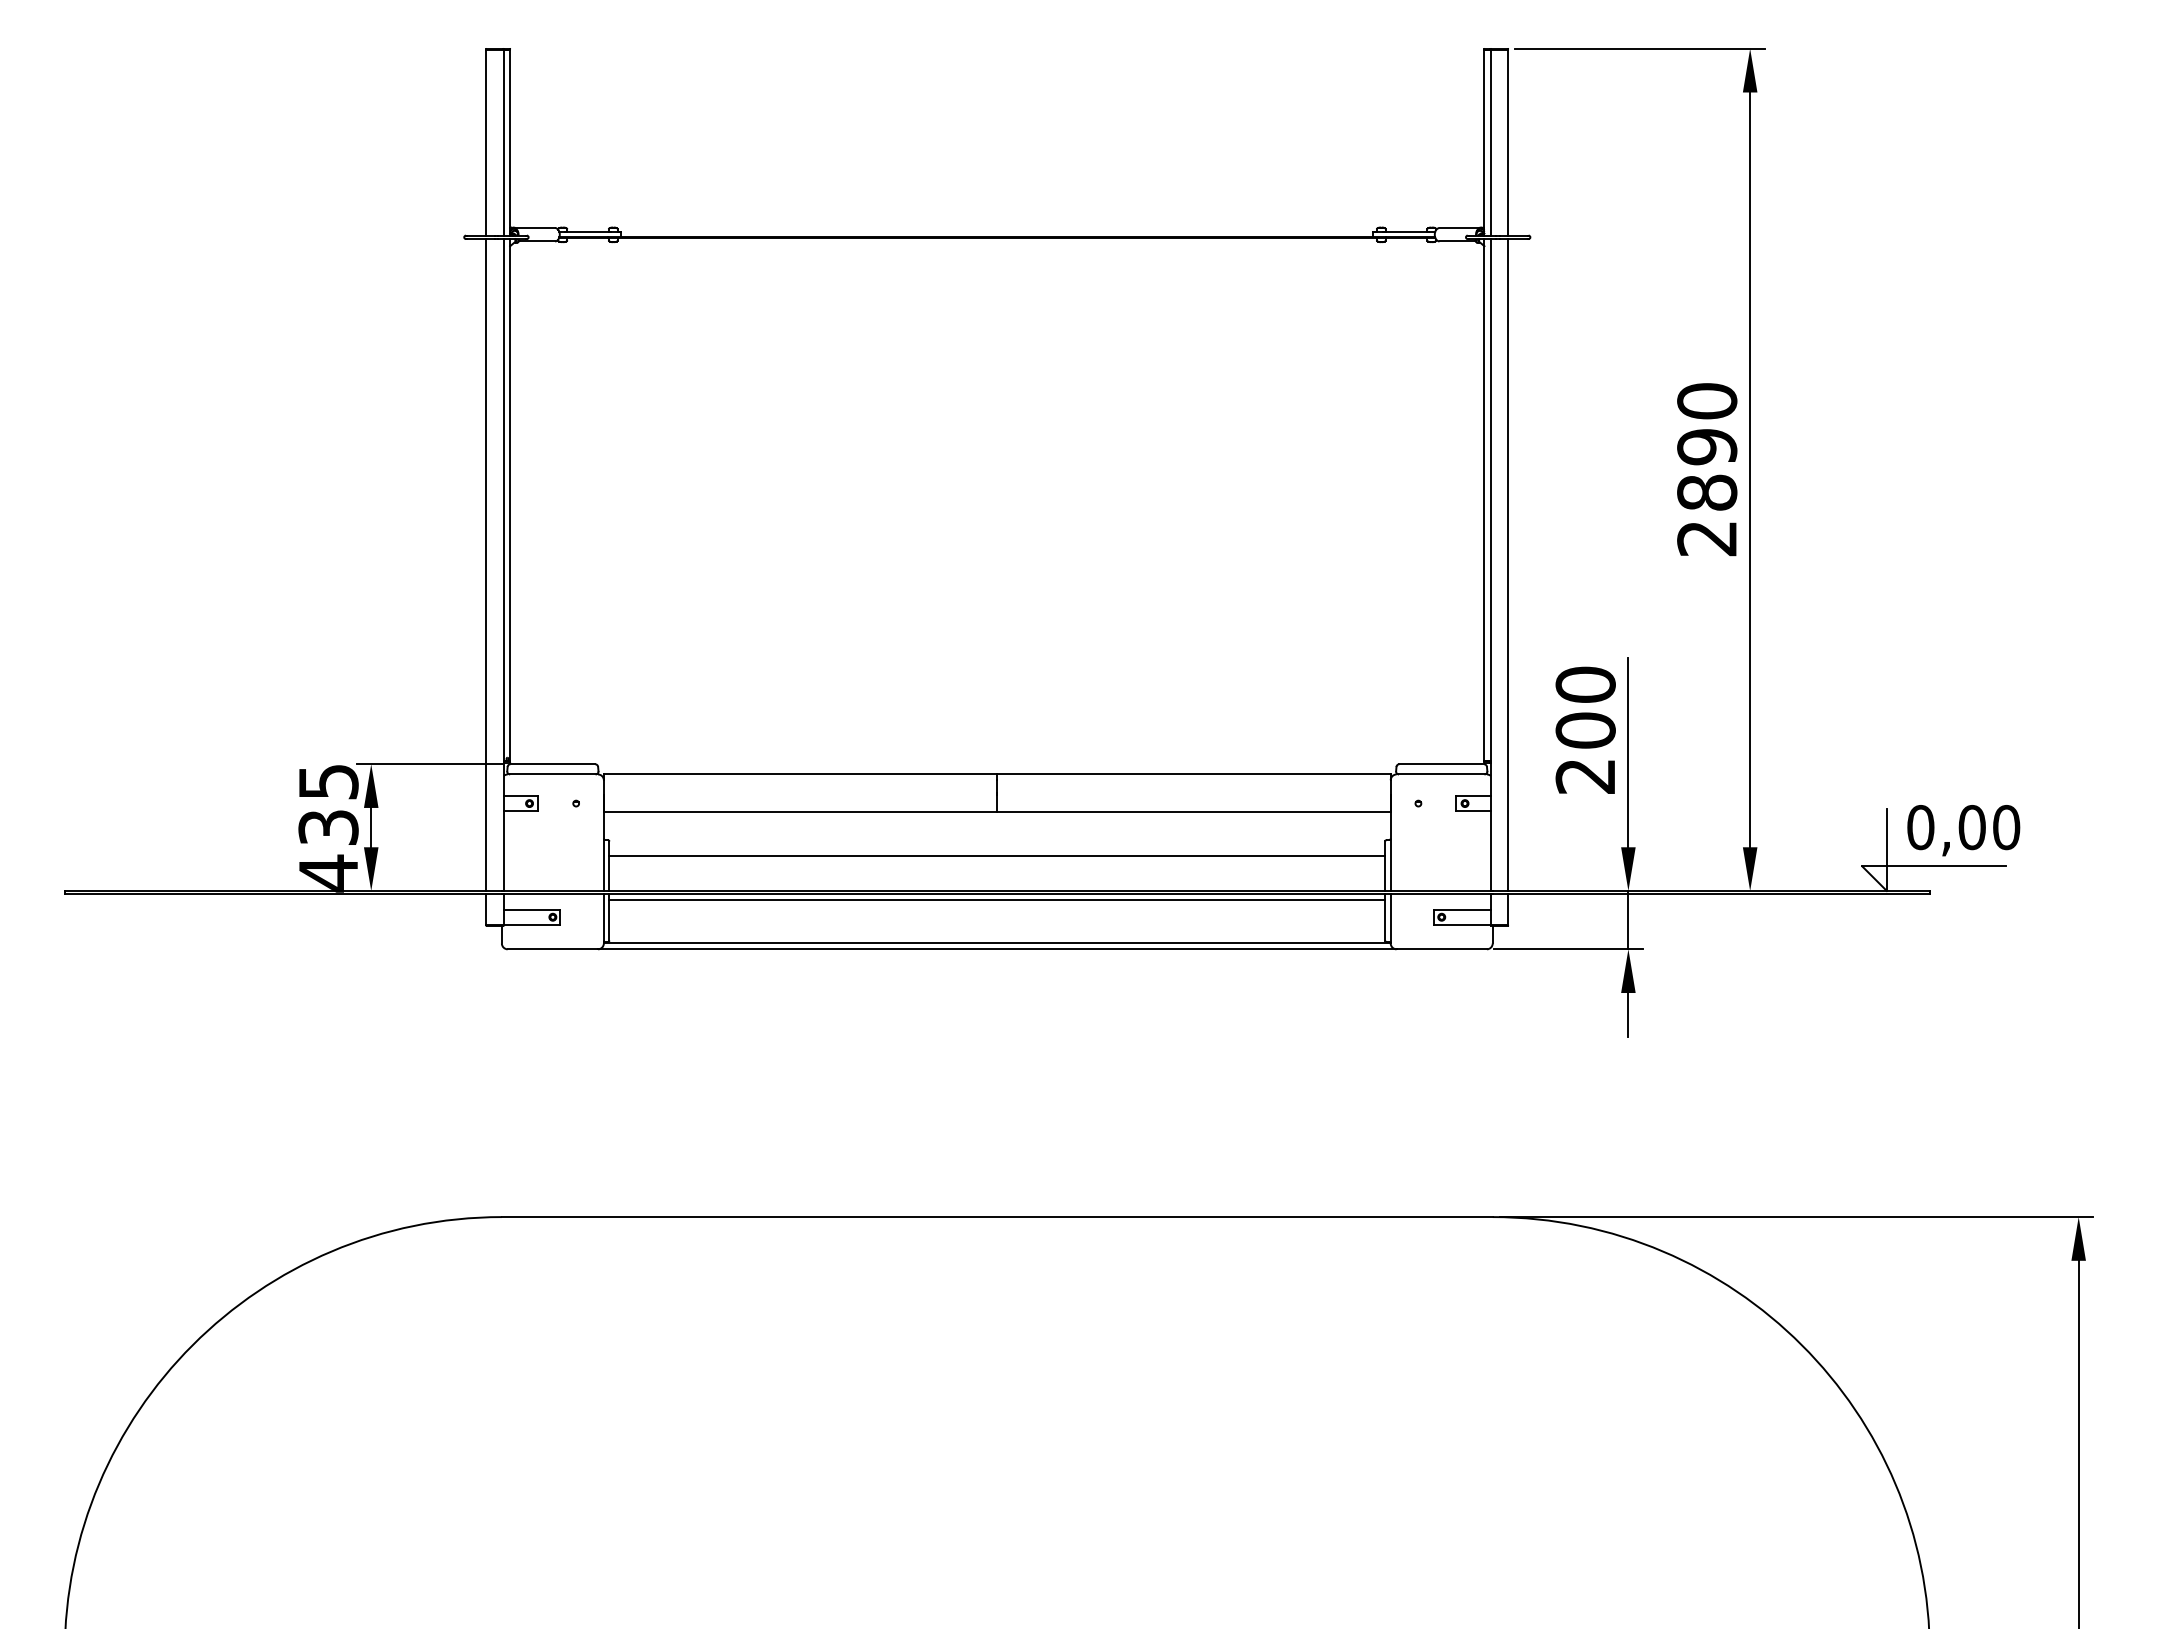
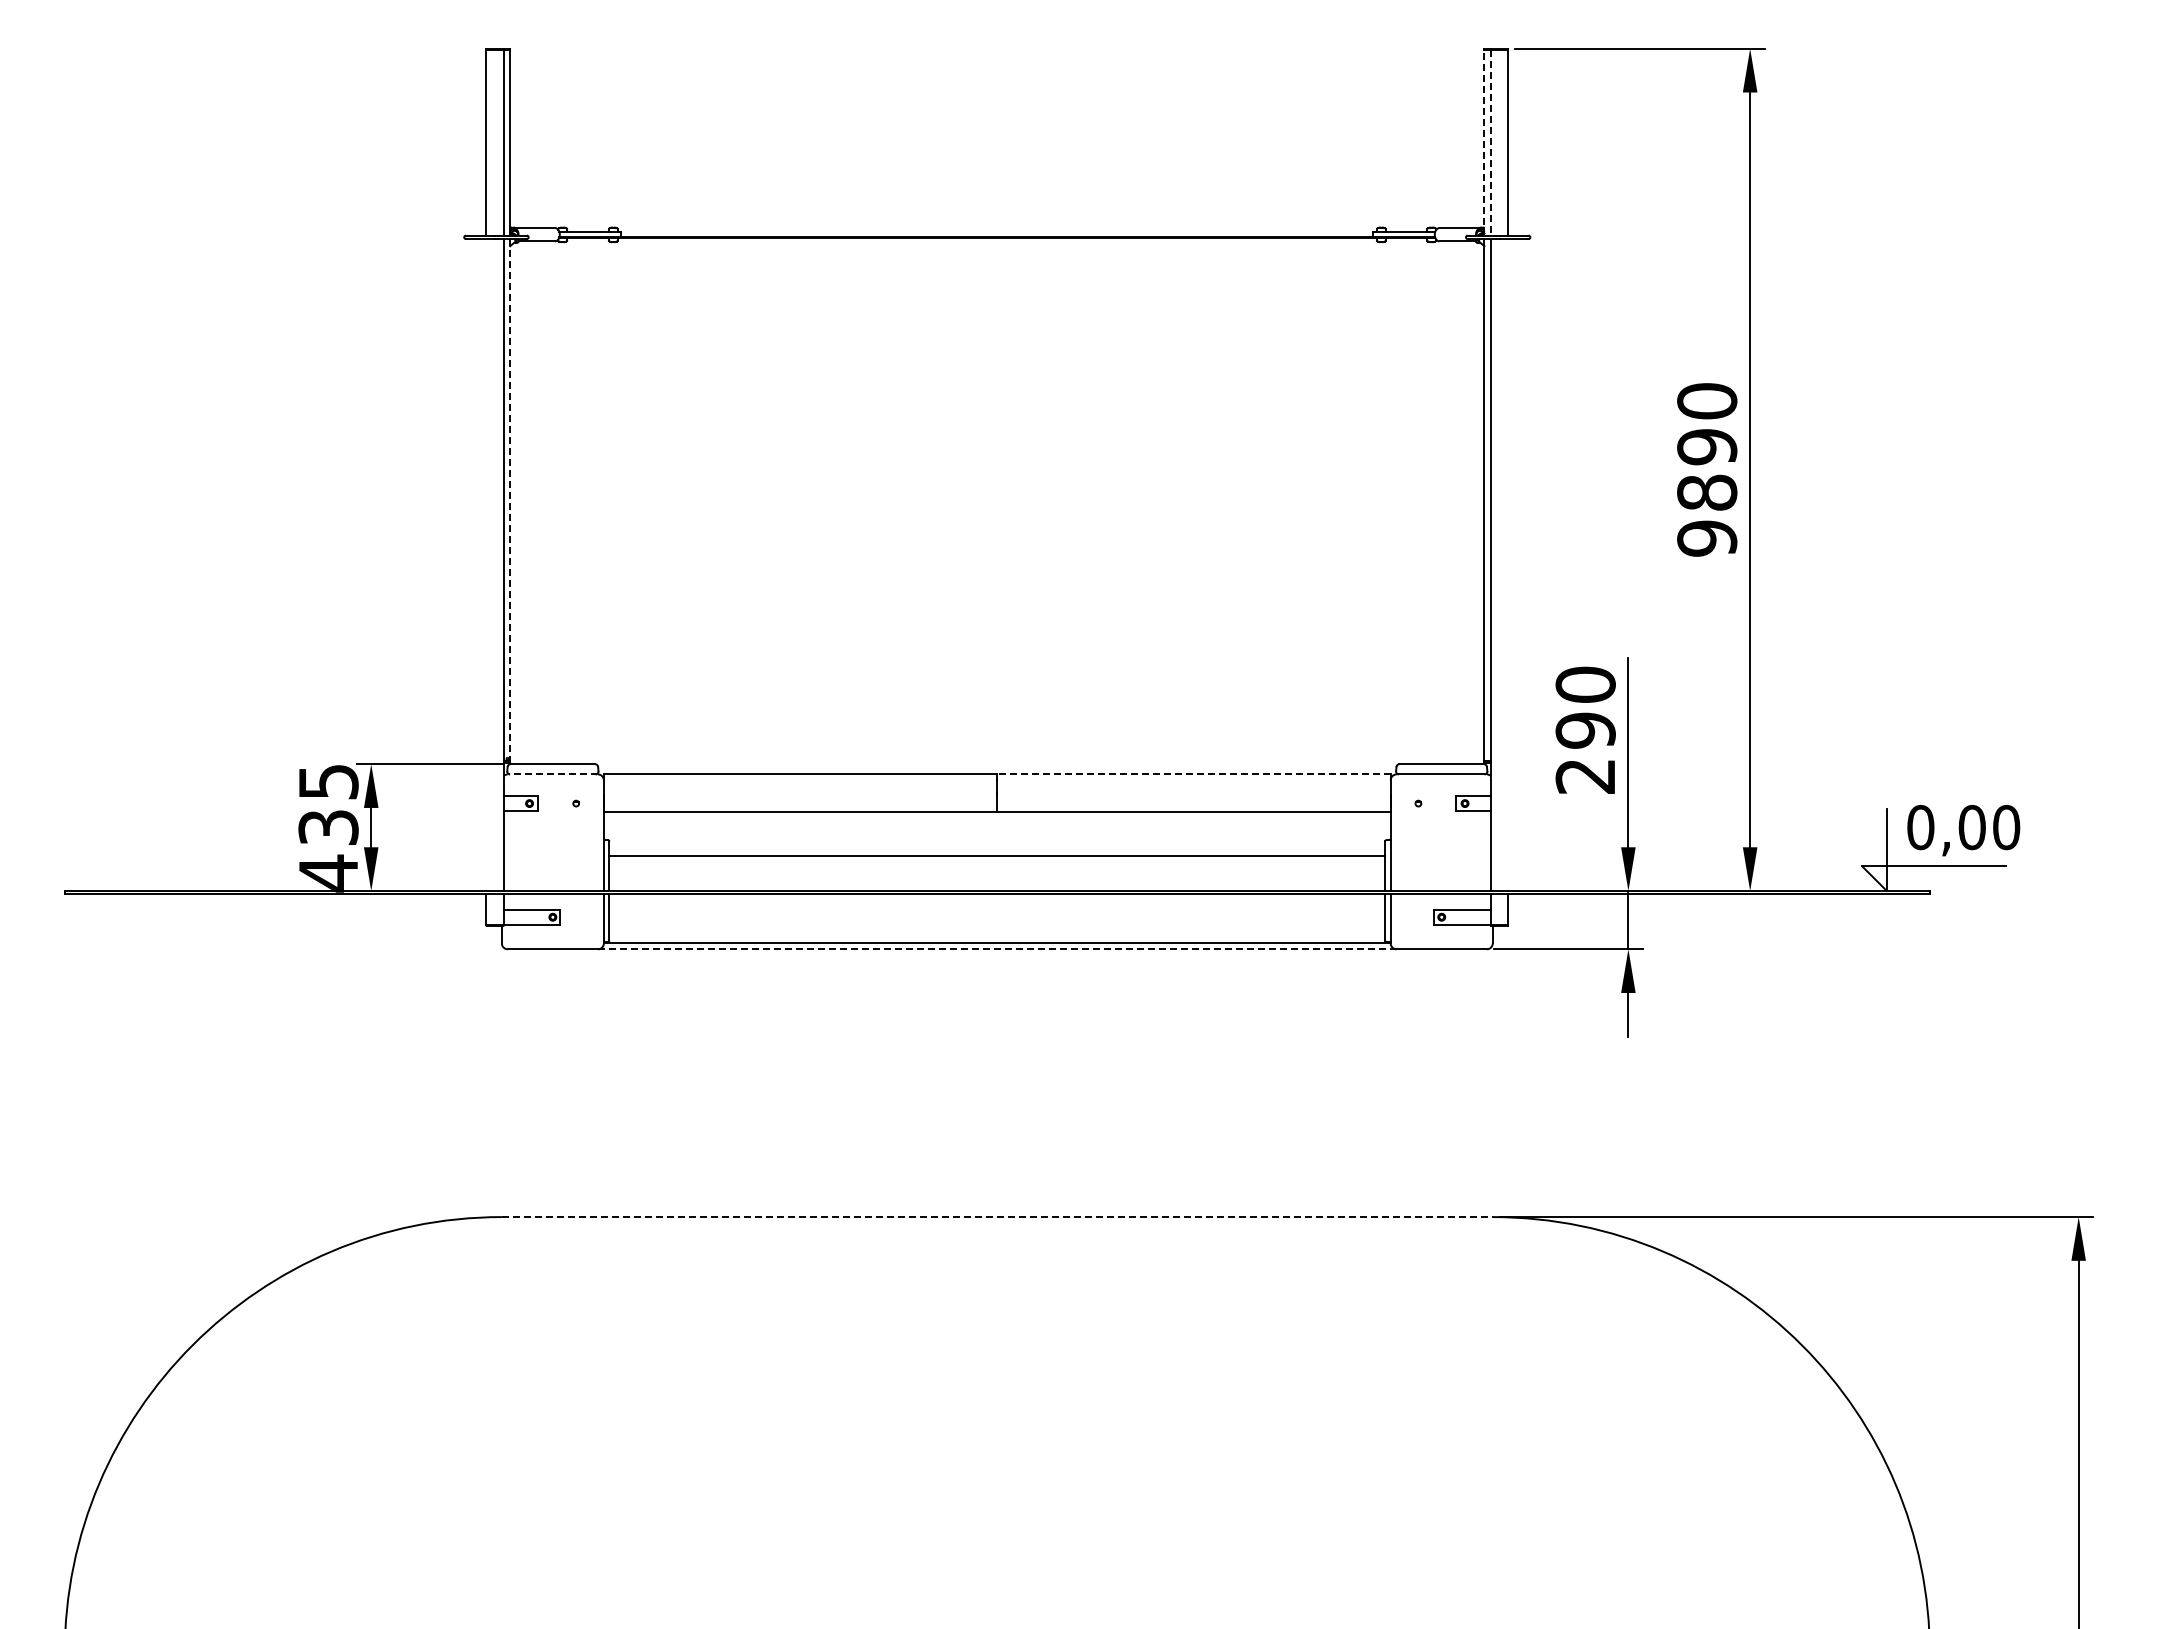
line: solid -> dashed (1484, 142)
line: solid -> dashed (1490, 142)
line: solid -> dashed (510, 500)
text: 2890 -> 9890 (1707, 538)
line: present -> none (486, 565)
line: present -> none (1508, 565)
text: 200 -> 290 (1585, 730)
line: solid -> dashed (552, 774)
line: solid -> dashed (1194, 774)
line: present -> none (997, 899)
line: solid -> dashed (997, 949)
line: solid -> dashed (997, 1217)
